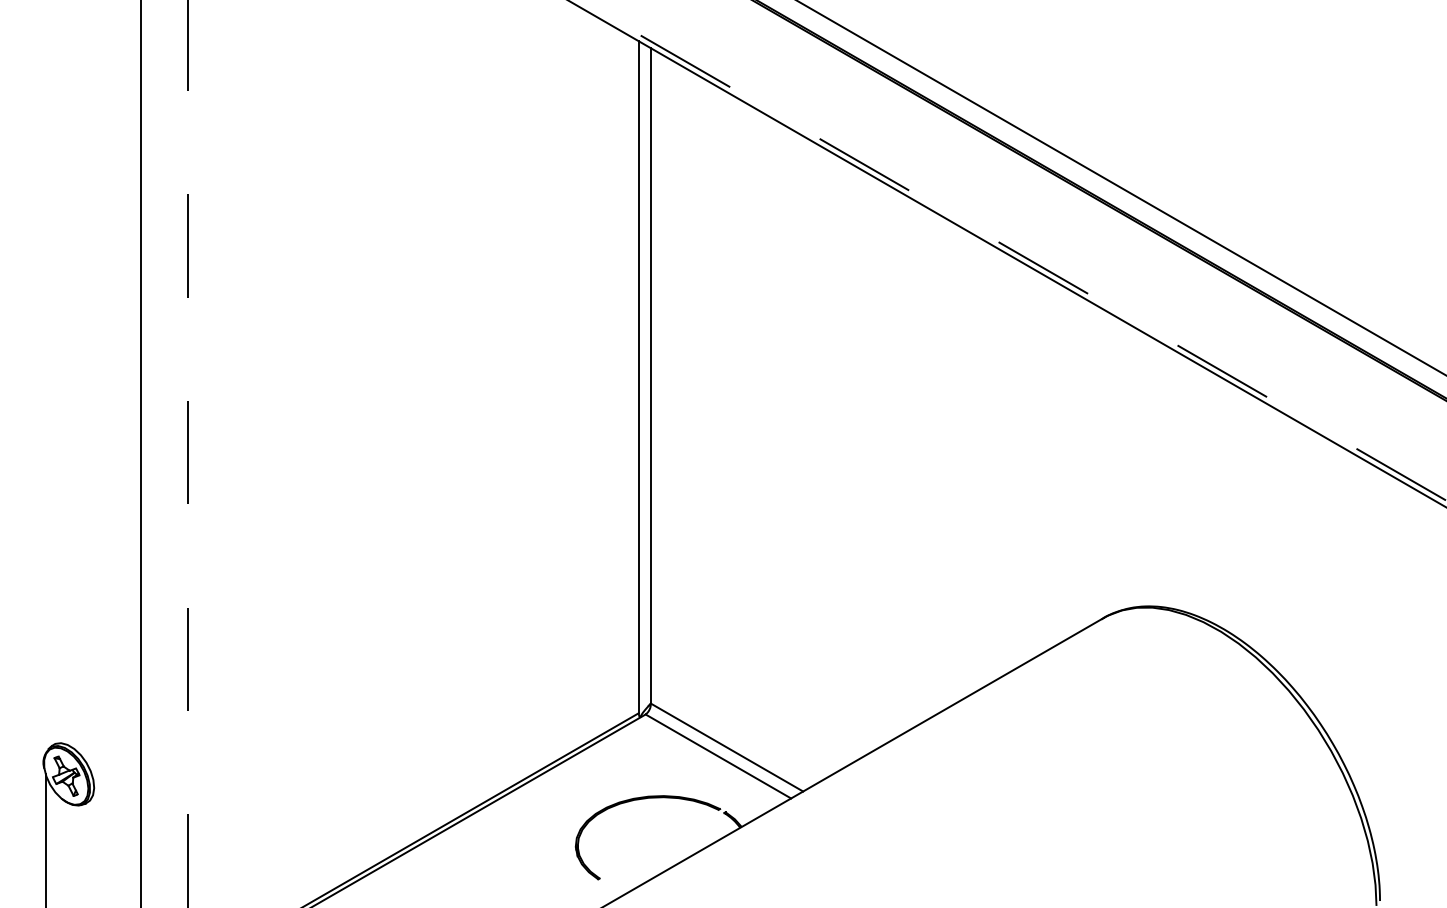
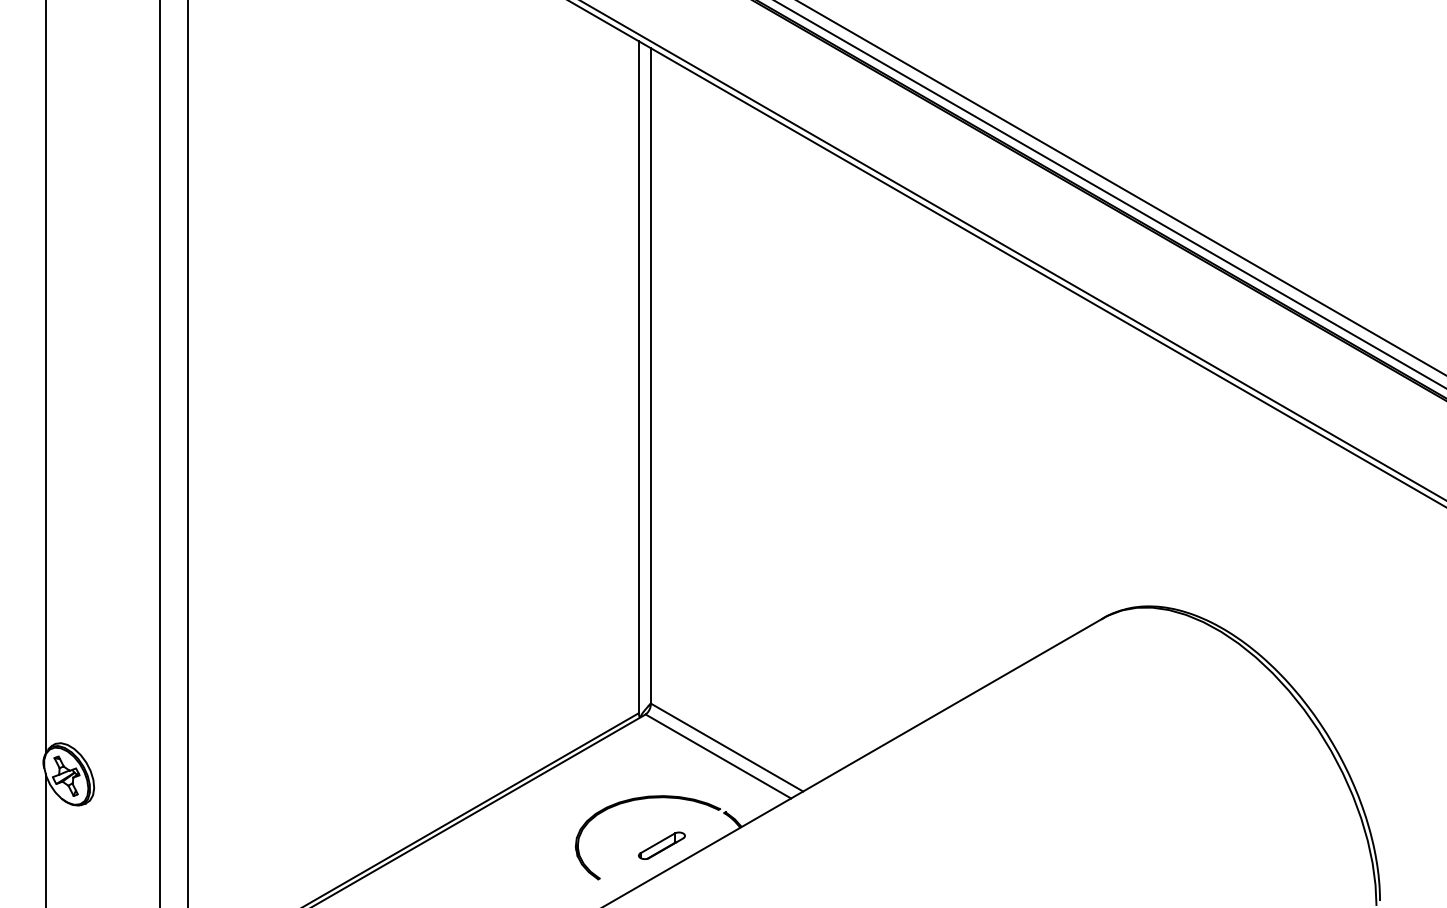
line: none -> present (1110, 194)
line: dashed -> solid (1013, 250)
line: none -> present (45, 377)
line position: (140, 453) -> (159, 453) (159, 453)
line: dashed -> solid (188, 453)
part: none -> present (661, 845)
